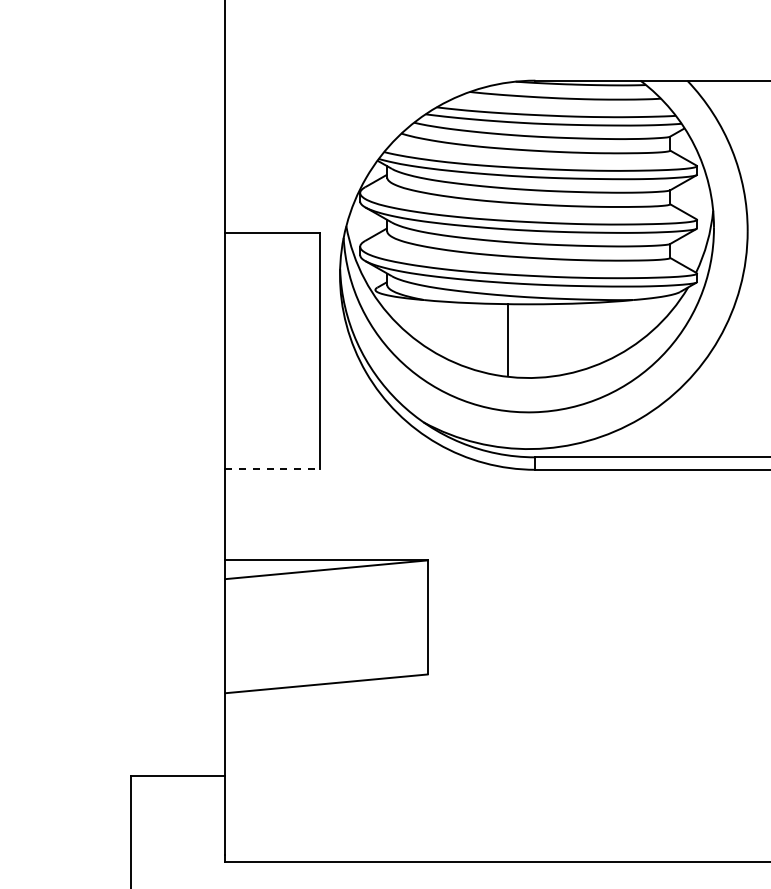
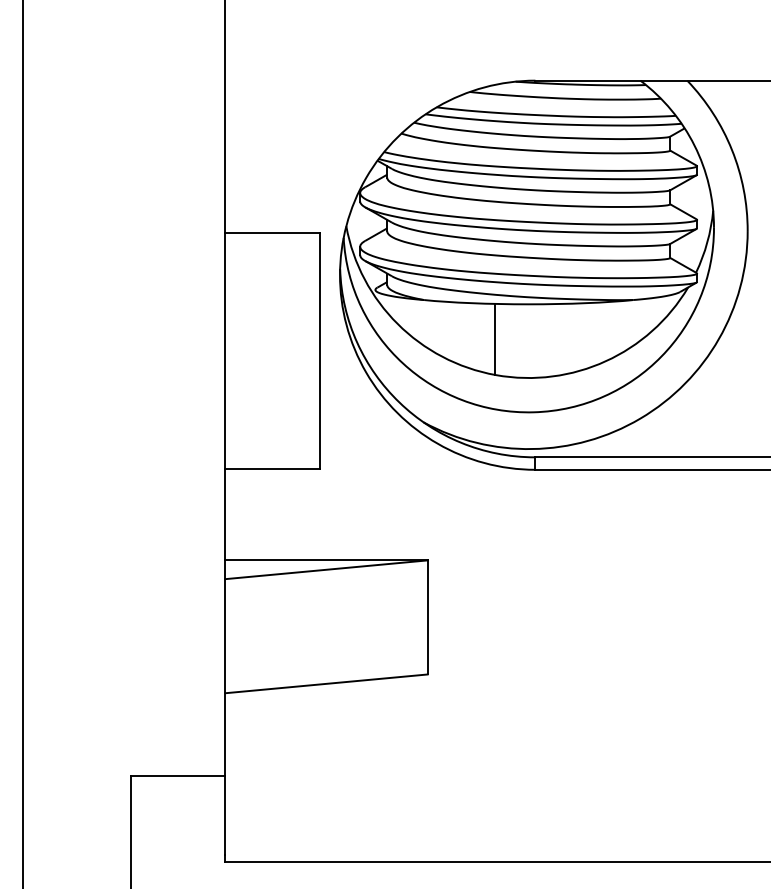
line position: (508, 338) -> (495, 338) (495, 338)
line: none -> present (23, 443)
line: dashed -> solid (273, 469)
